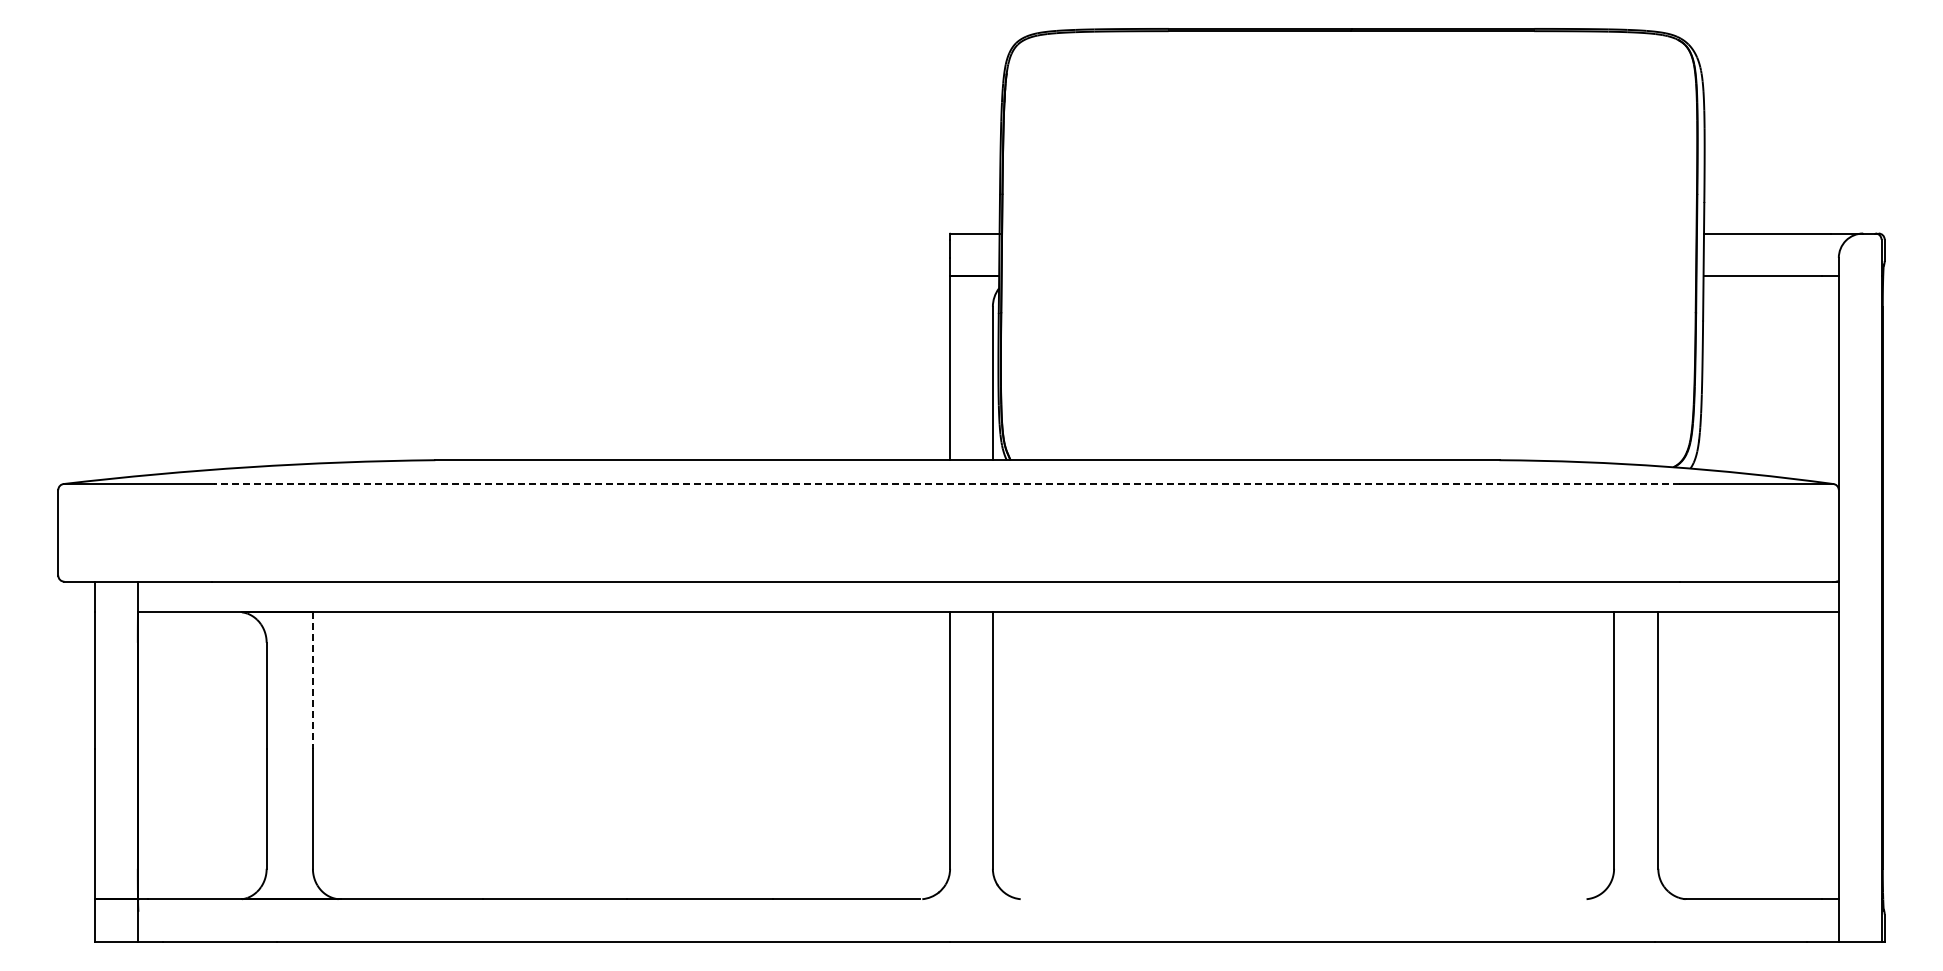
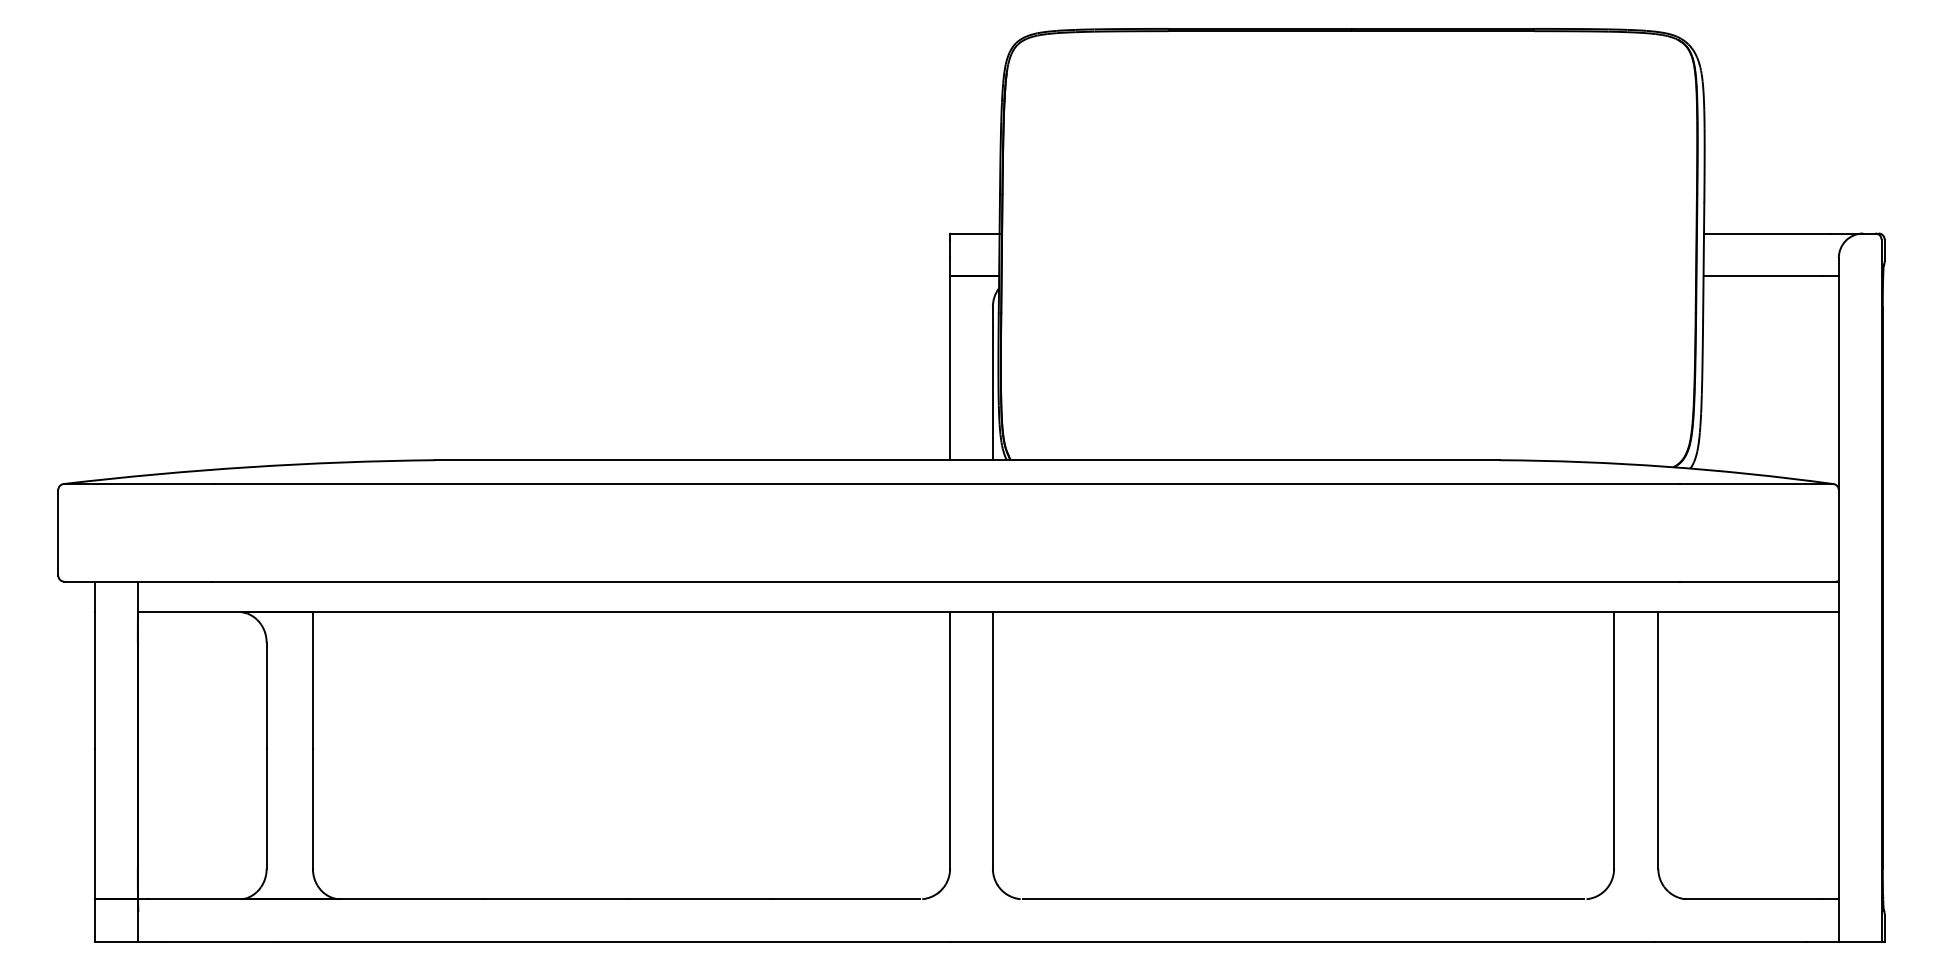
line: dashed -> solid (946, 483)
line: dashed -> solid (312, 681)
line: none -> present (1303, 899)
